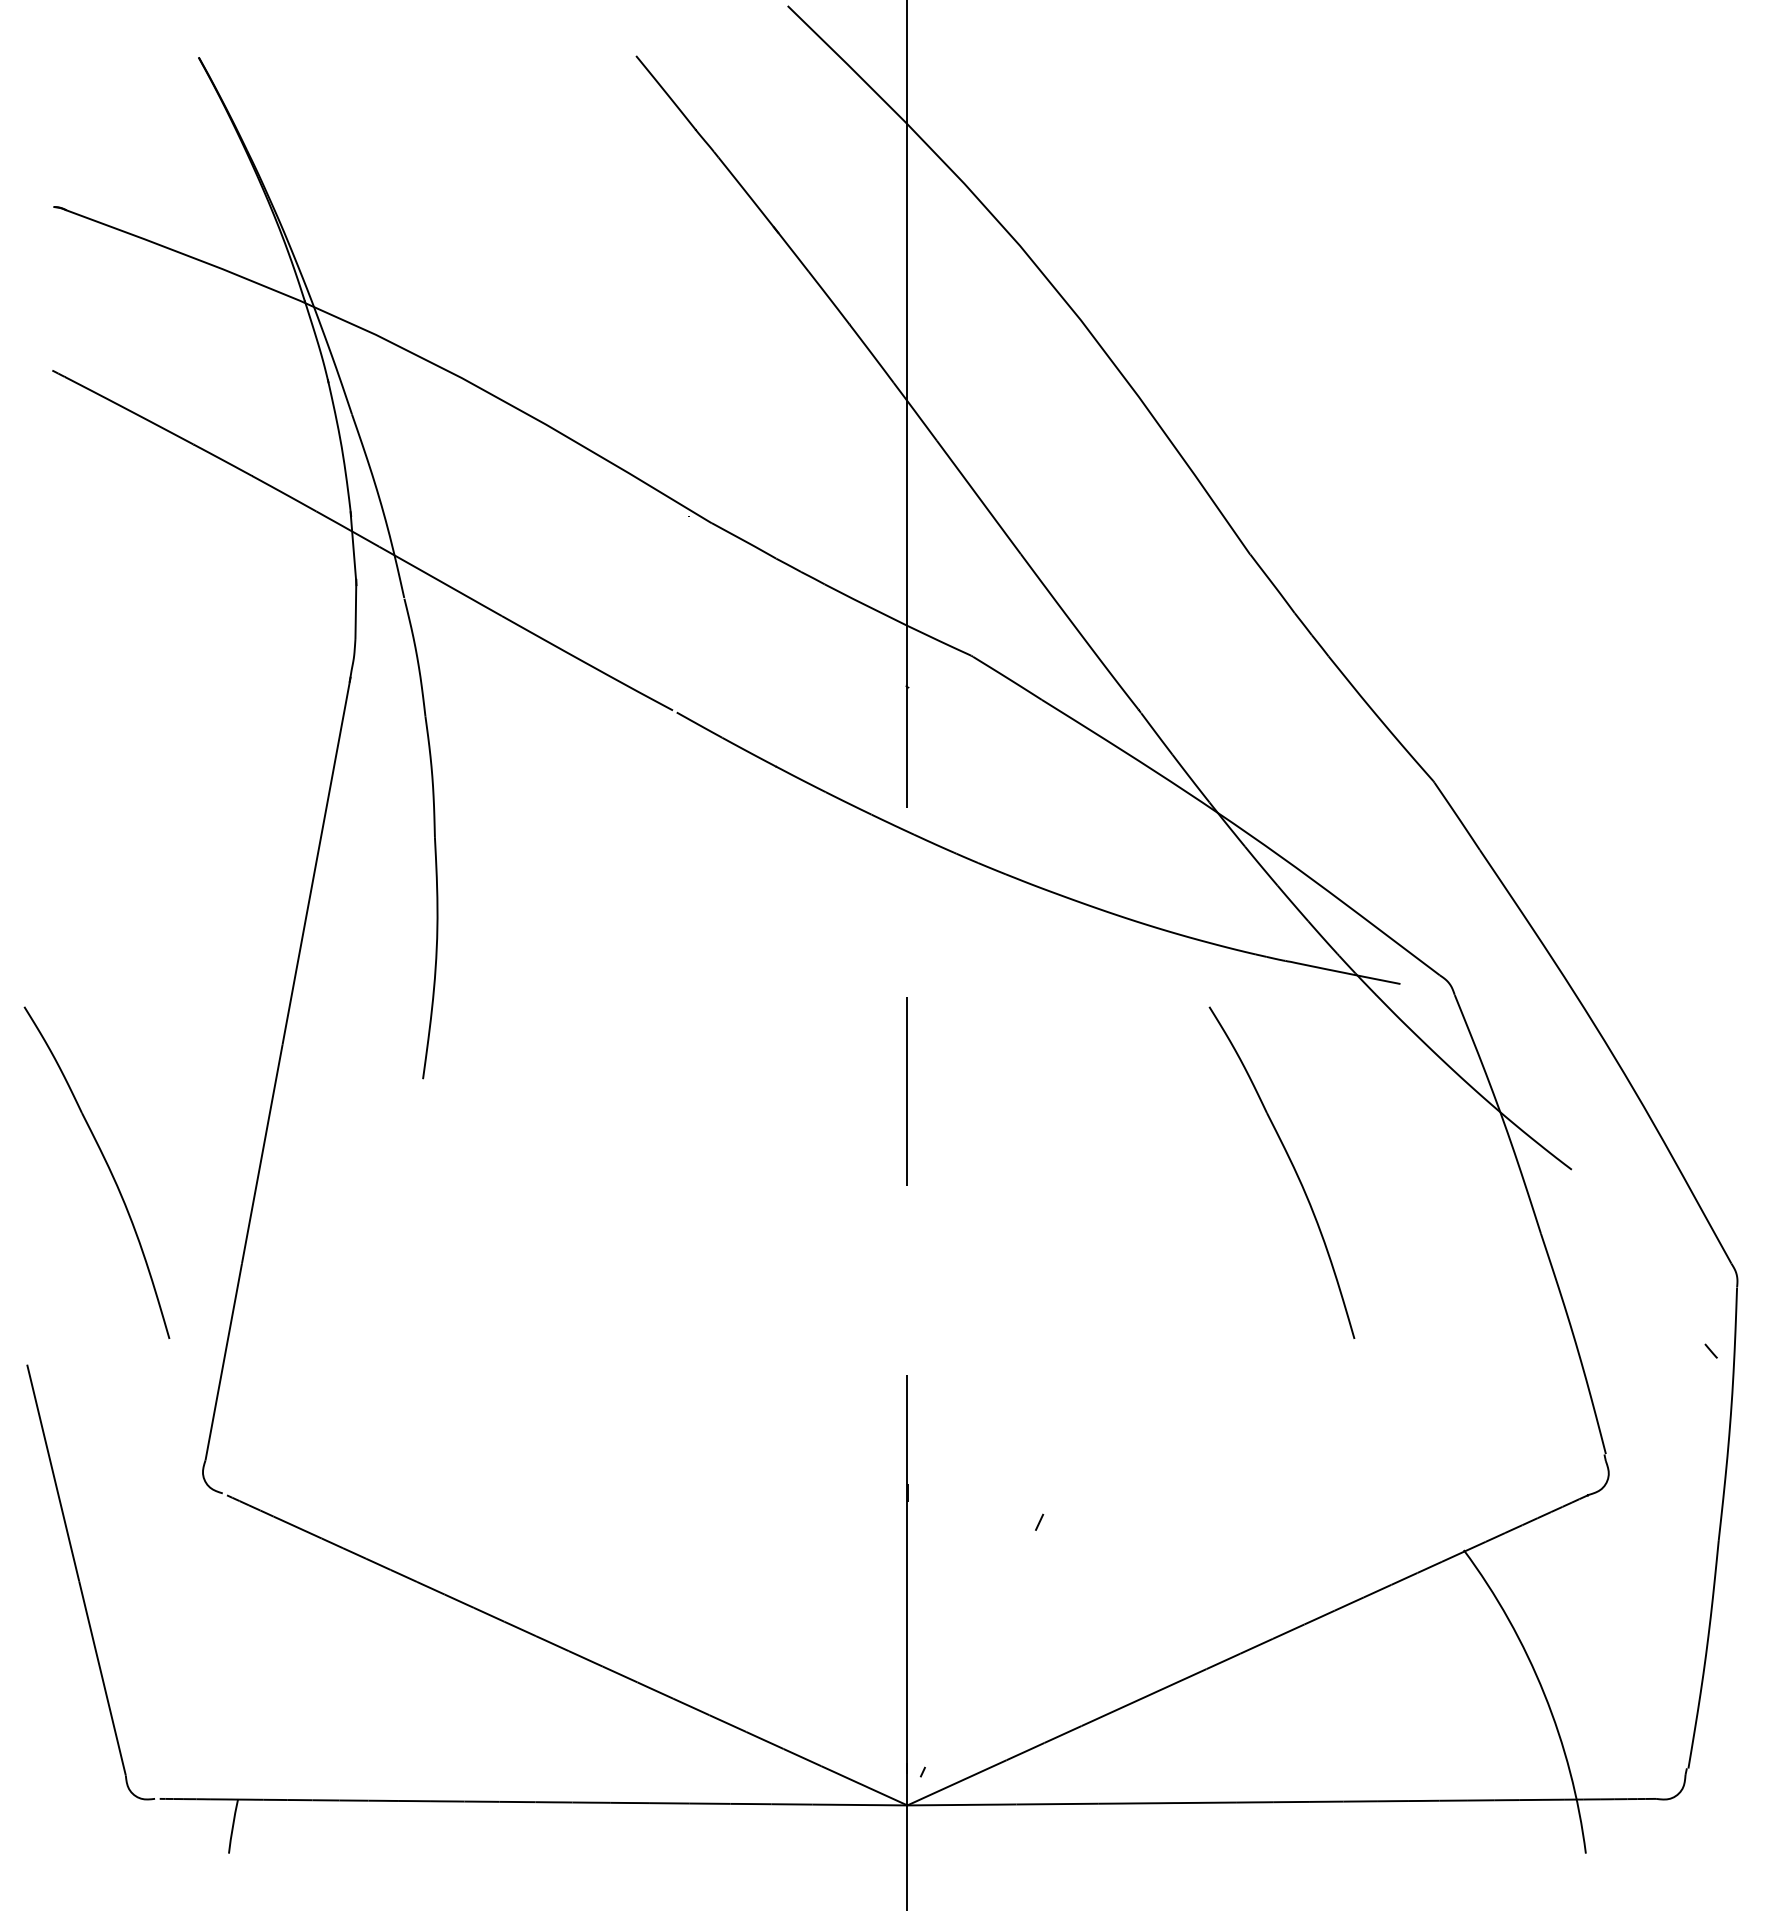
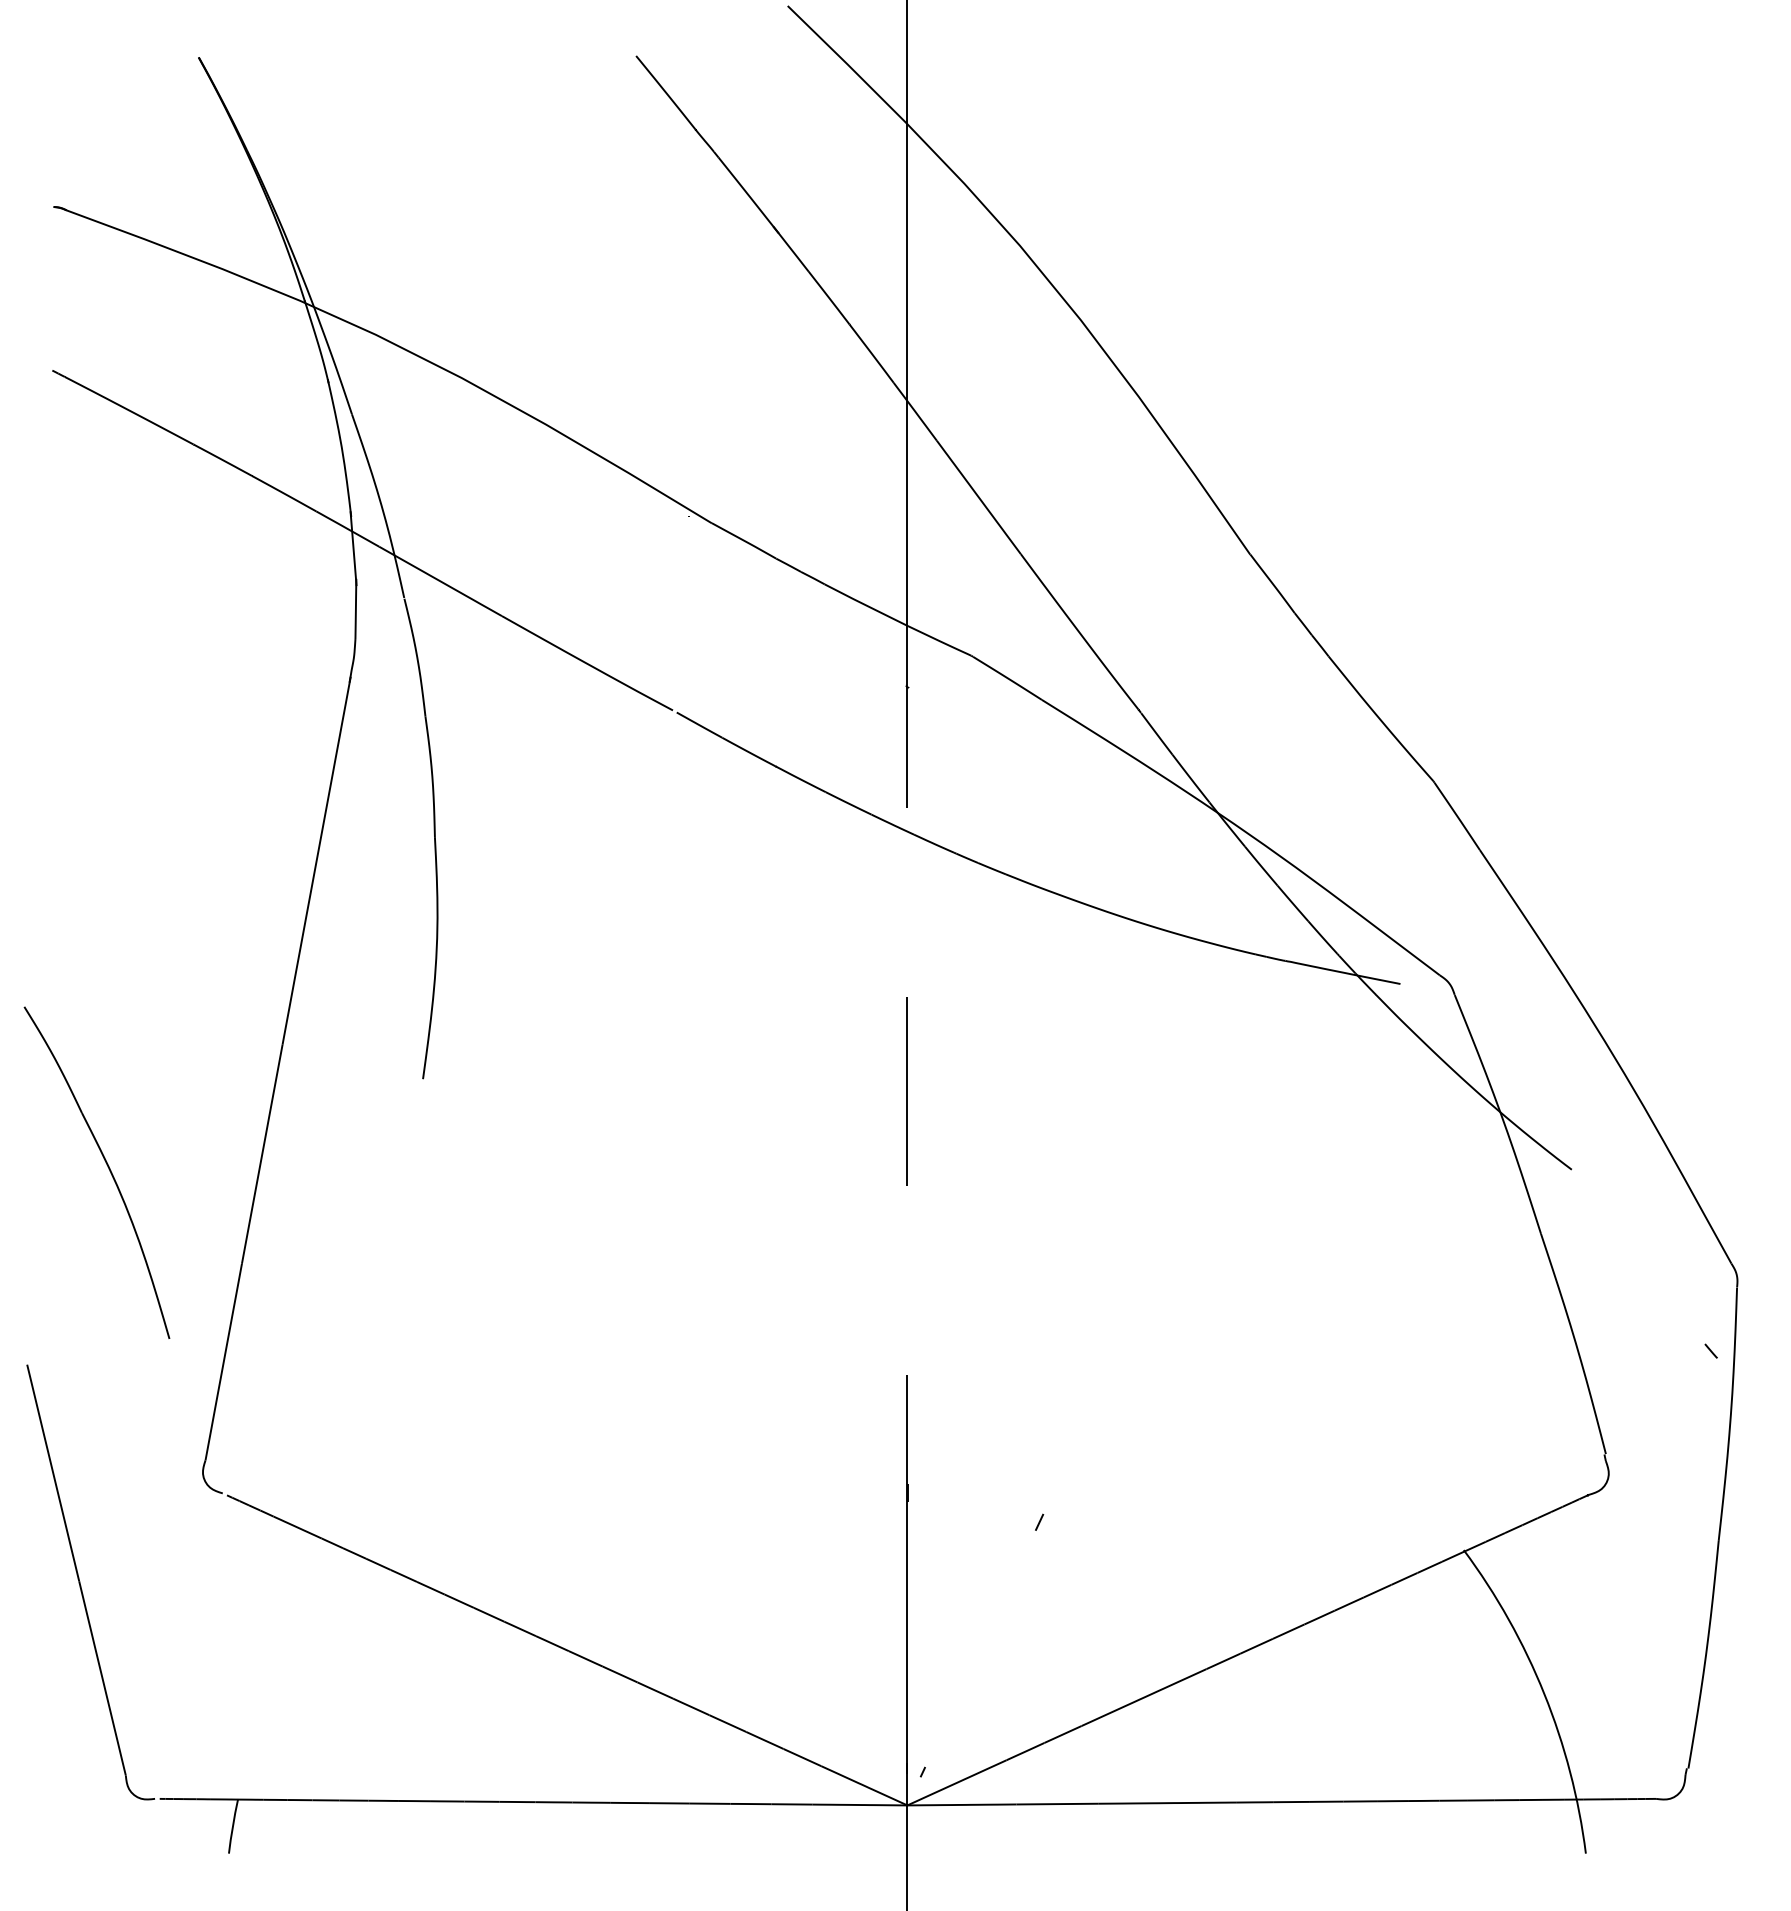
part: present -> none (1292, 1167)
